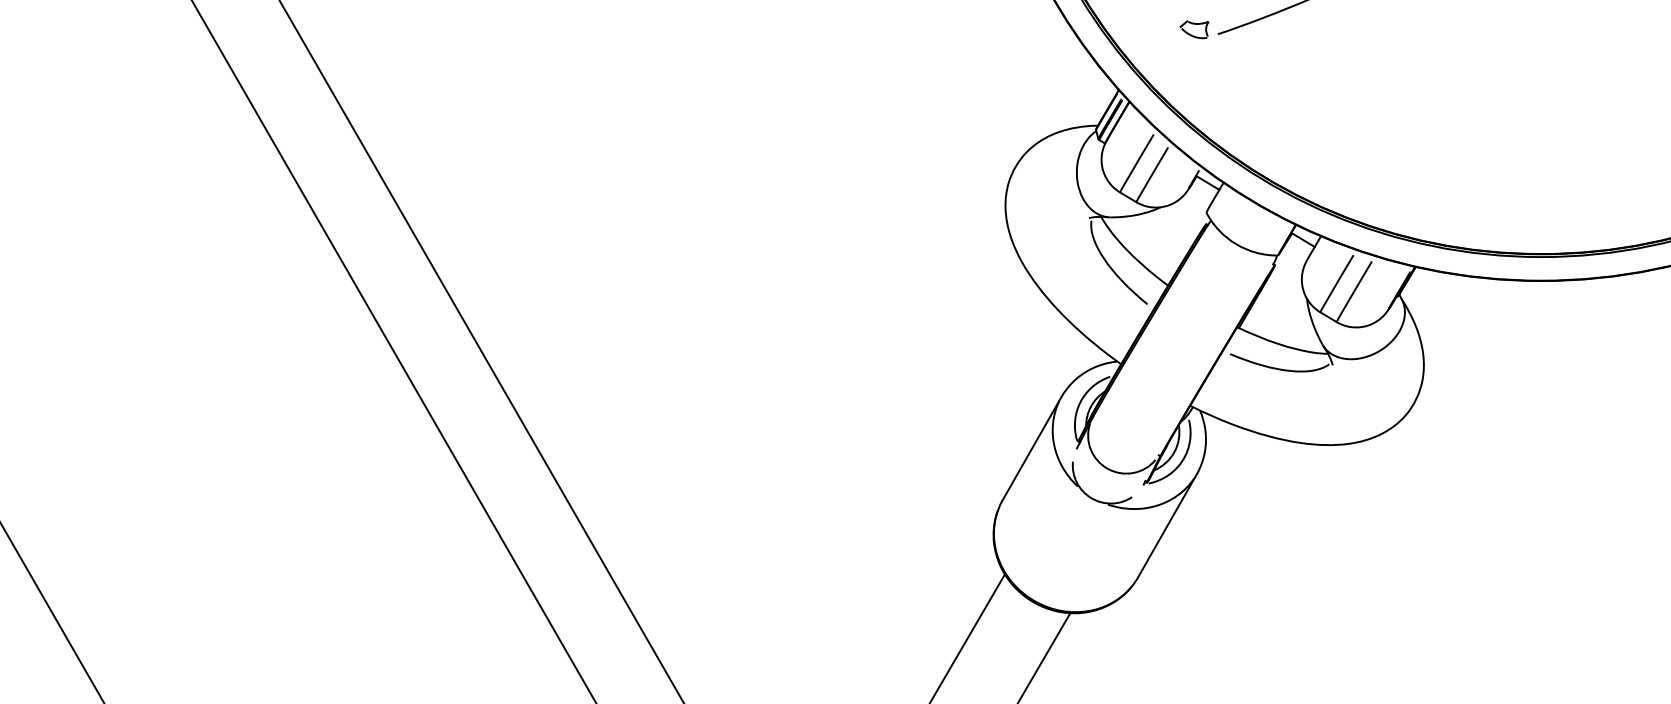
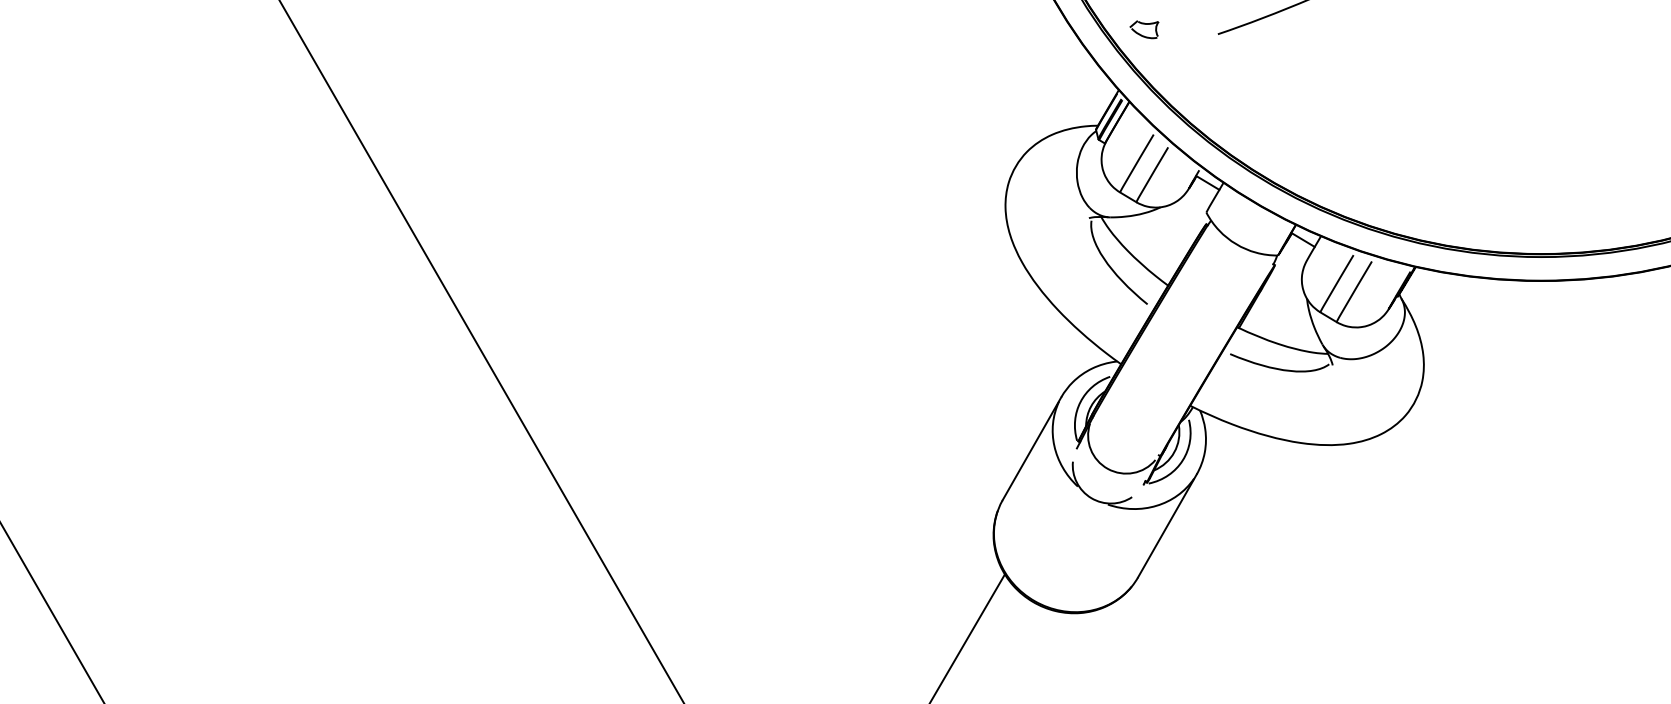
part position: (1194, 29) -> (1144, 29) (1144, 29)
line: present -> none (393, 351)
line: present -> none (1044, 656)
